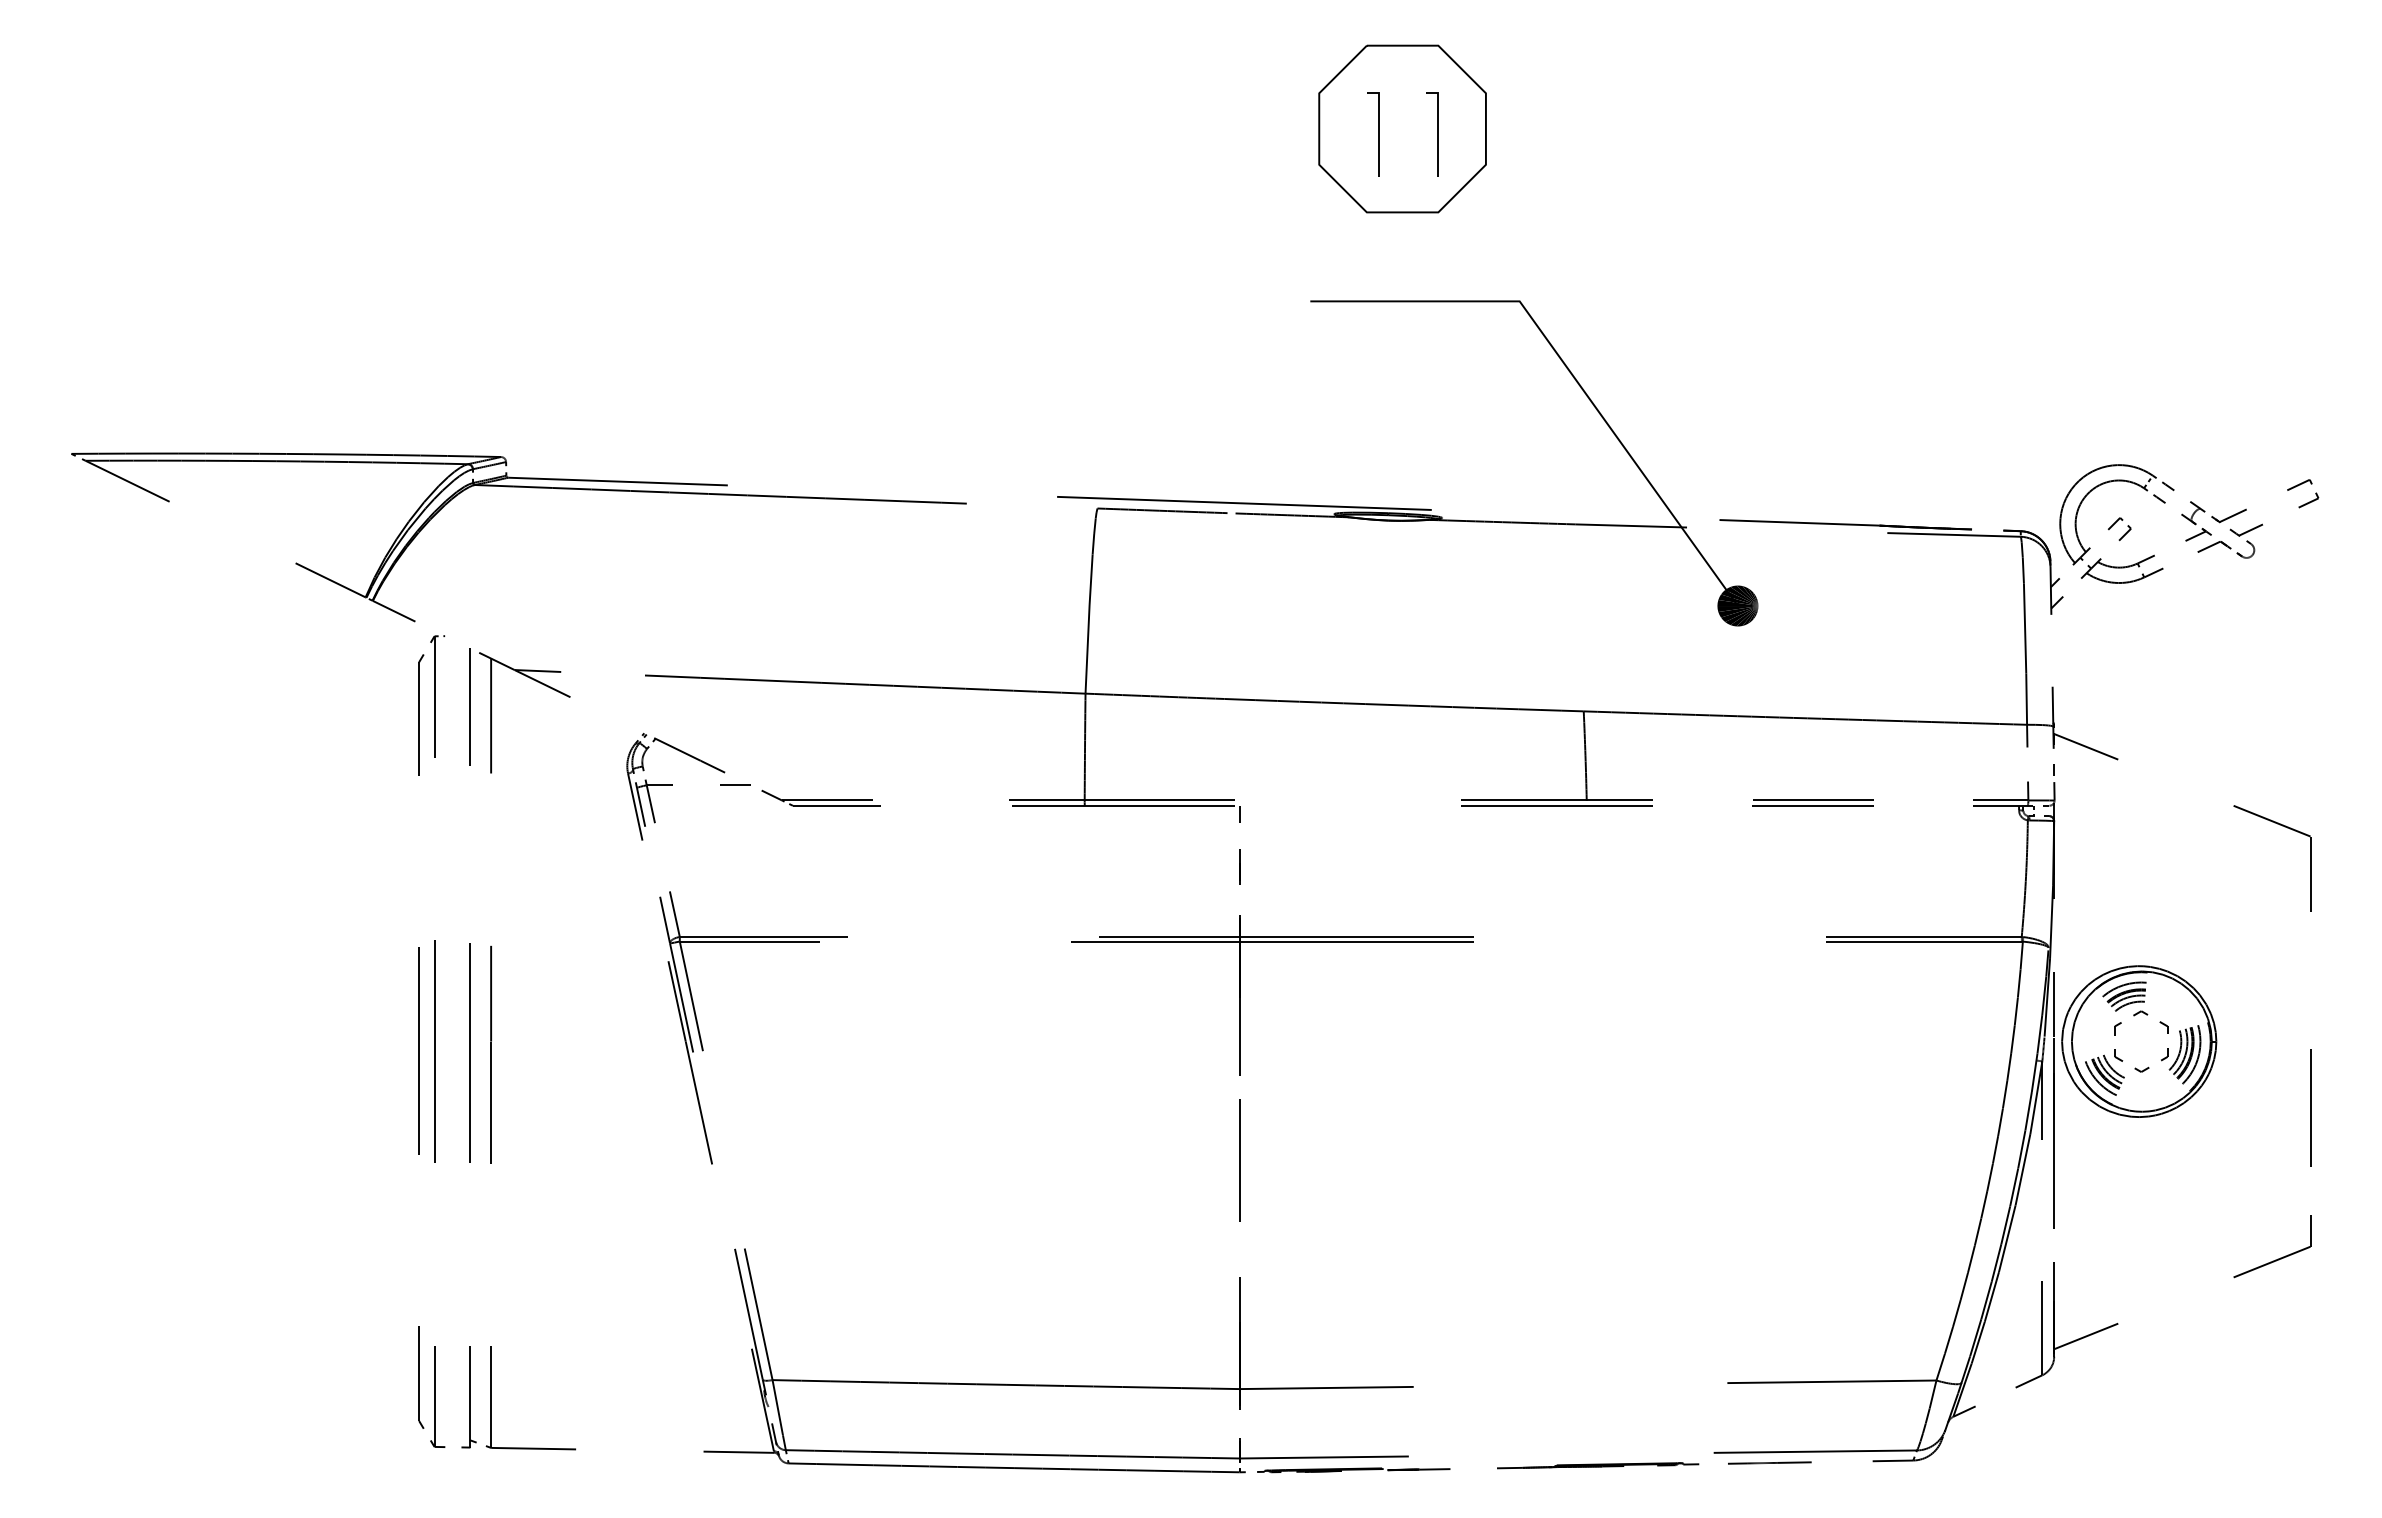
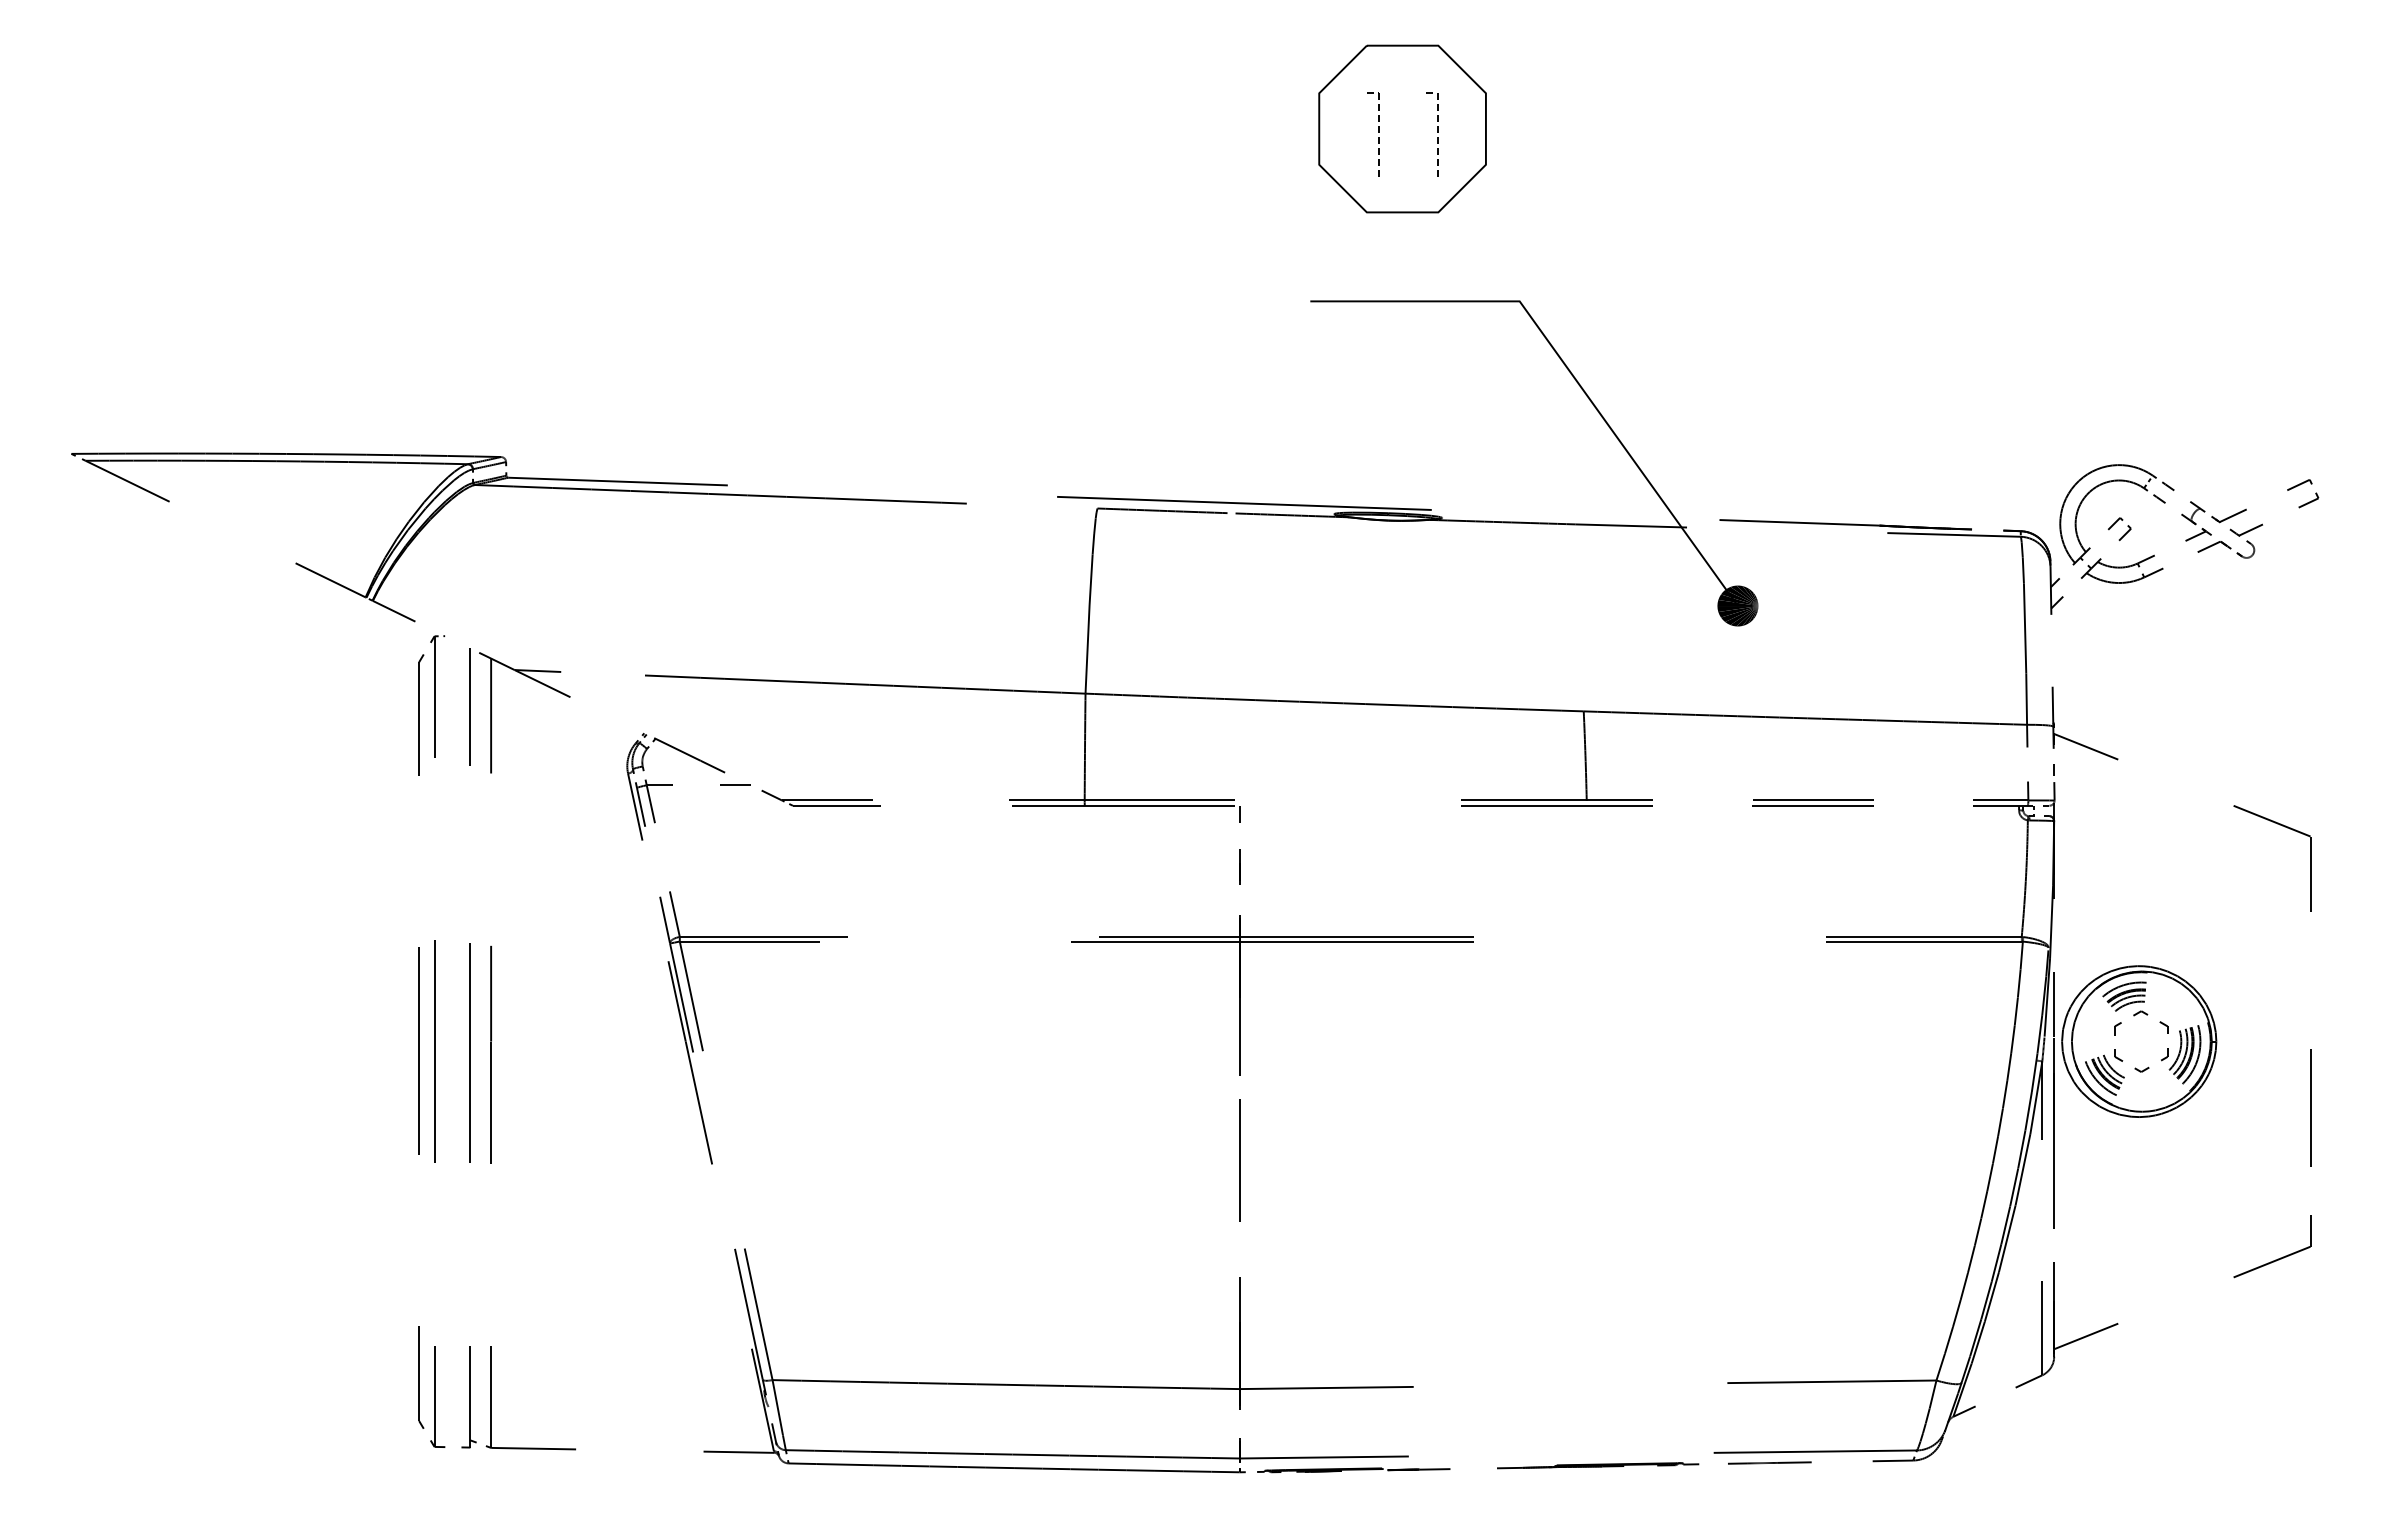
line: solid -> dashed (1378, 129)
line: solid -> dashed (1438, 129)
